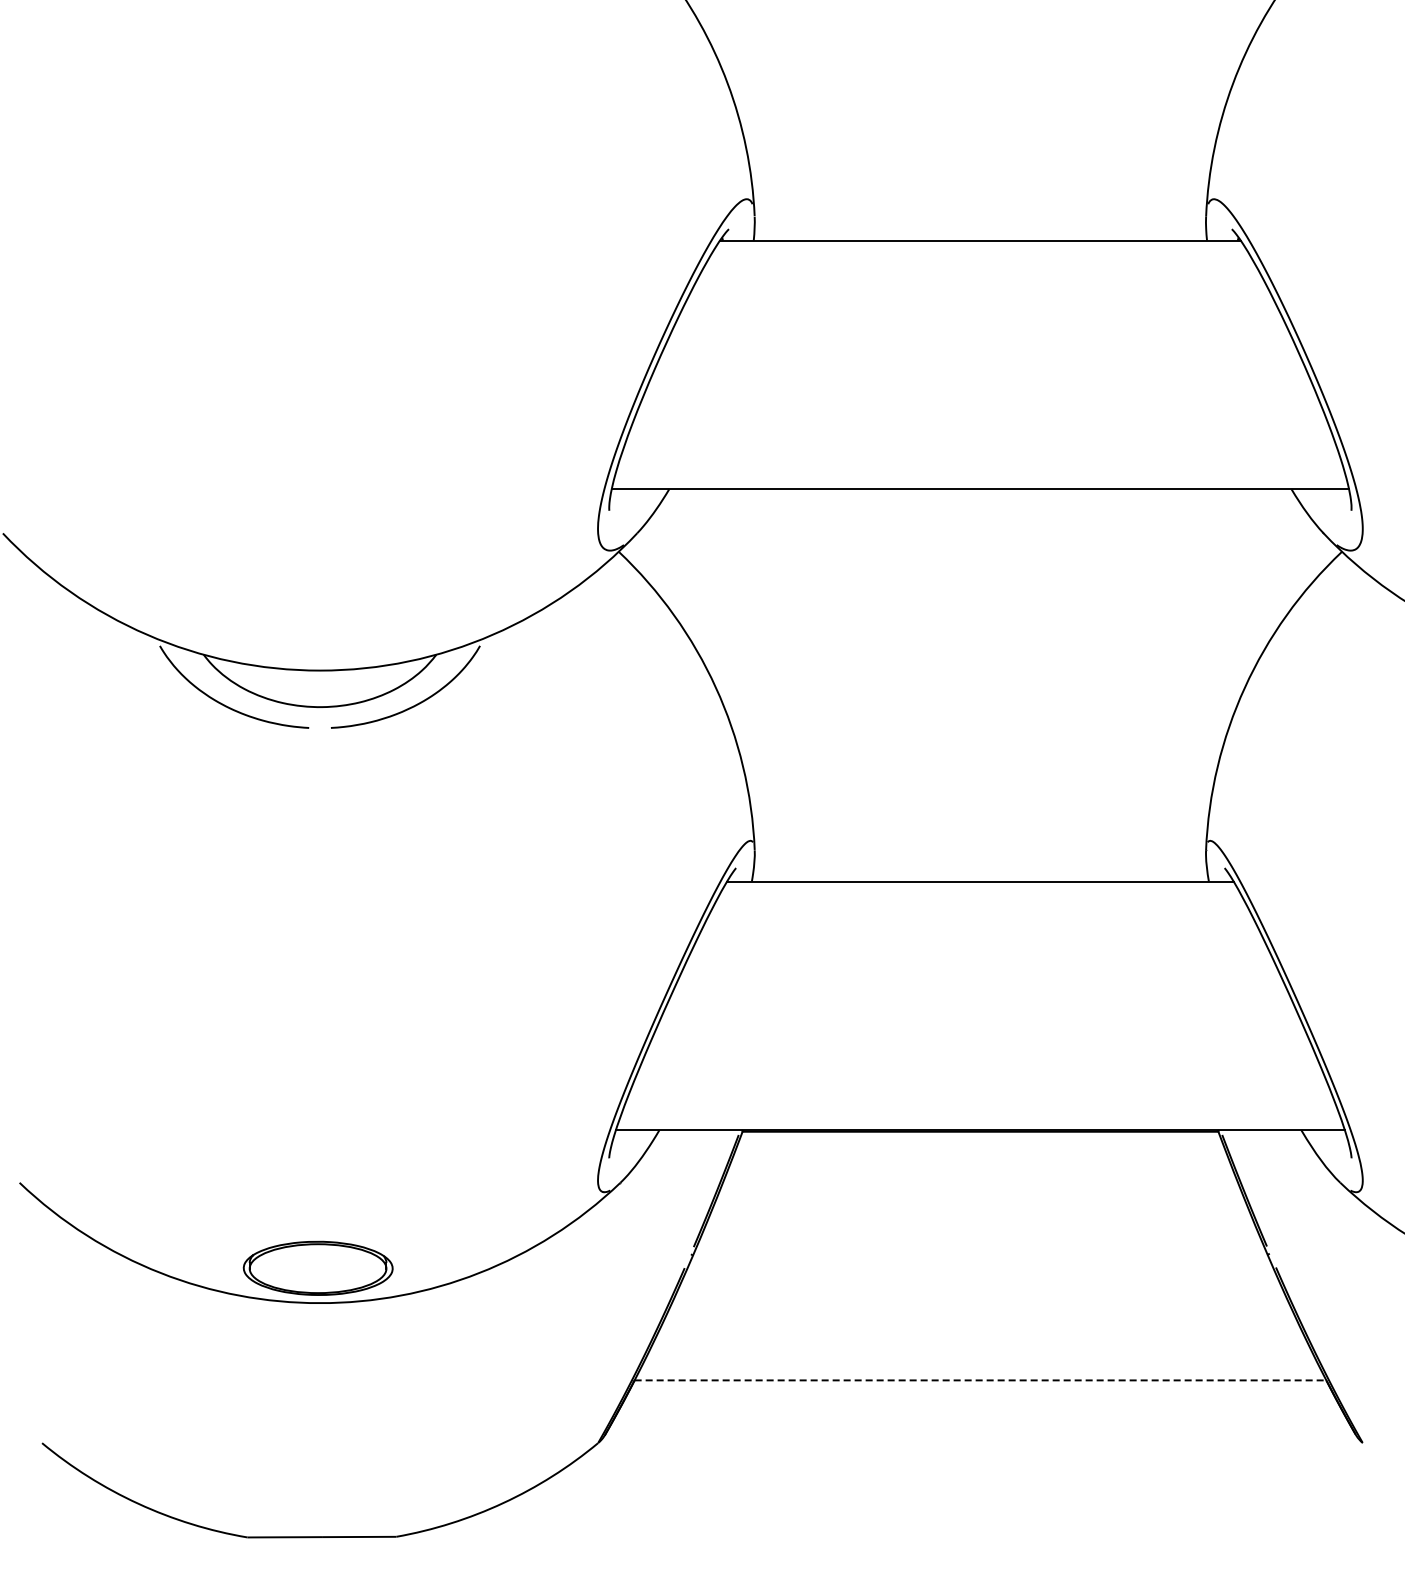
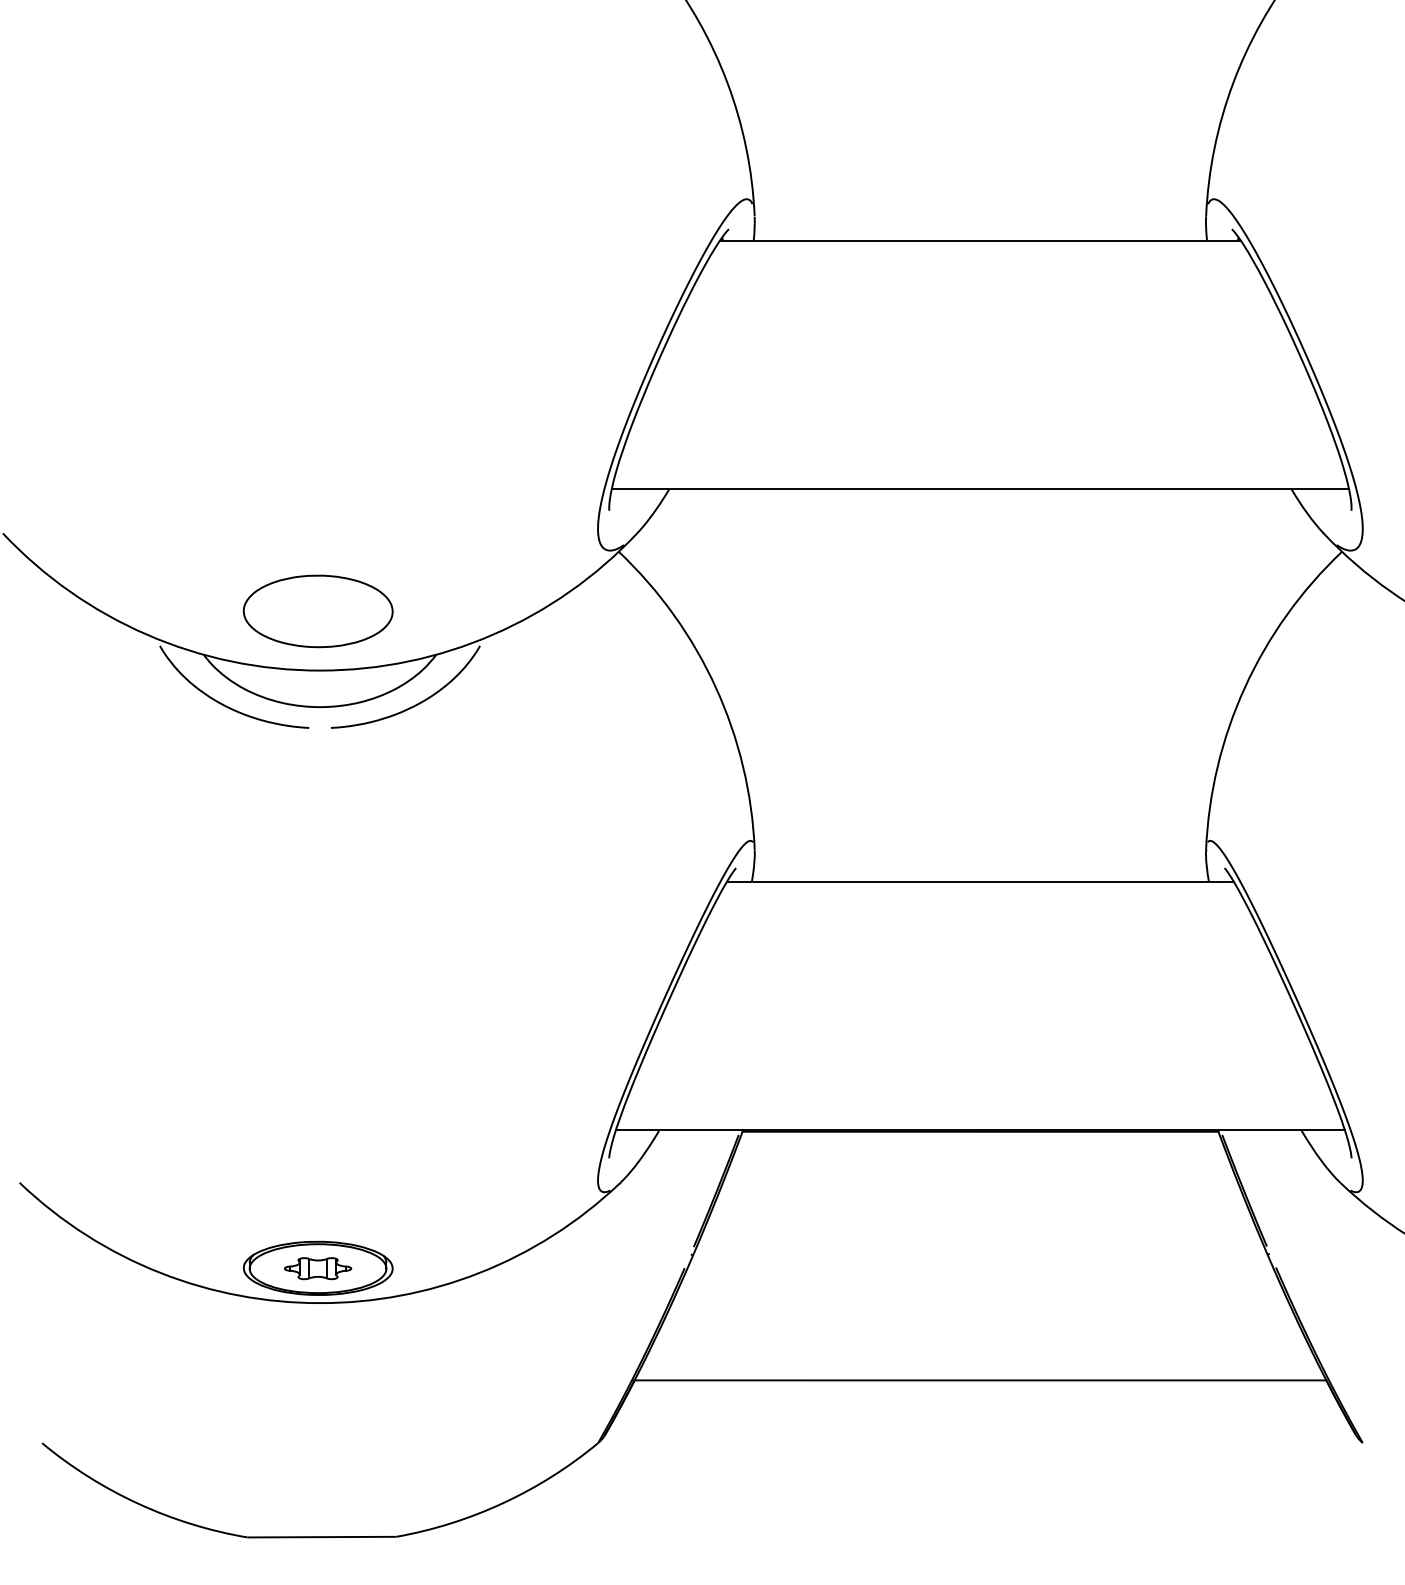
part: none -> present (317, 611)
part: none -> present (318, 1268)
line: dashed -> solid (980, 1380)
